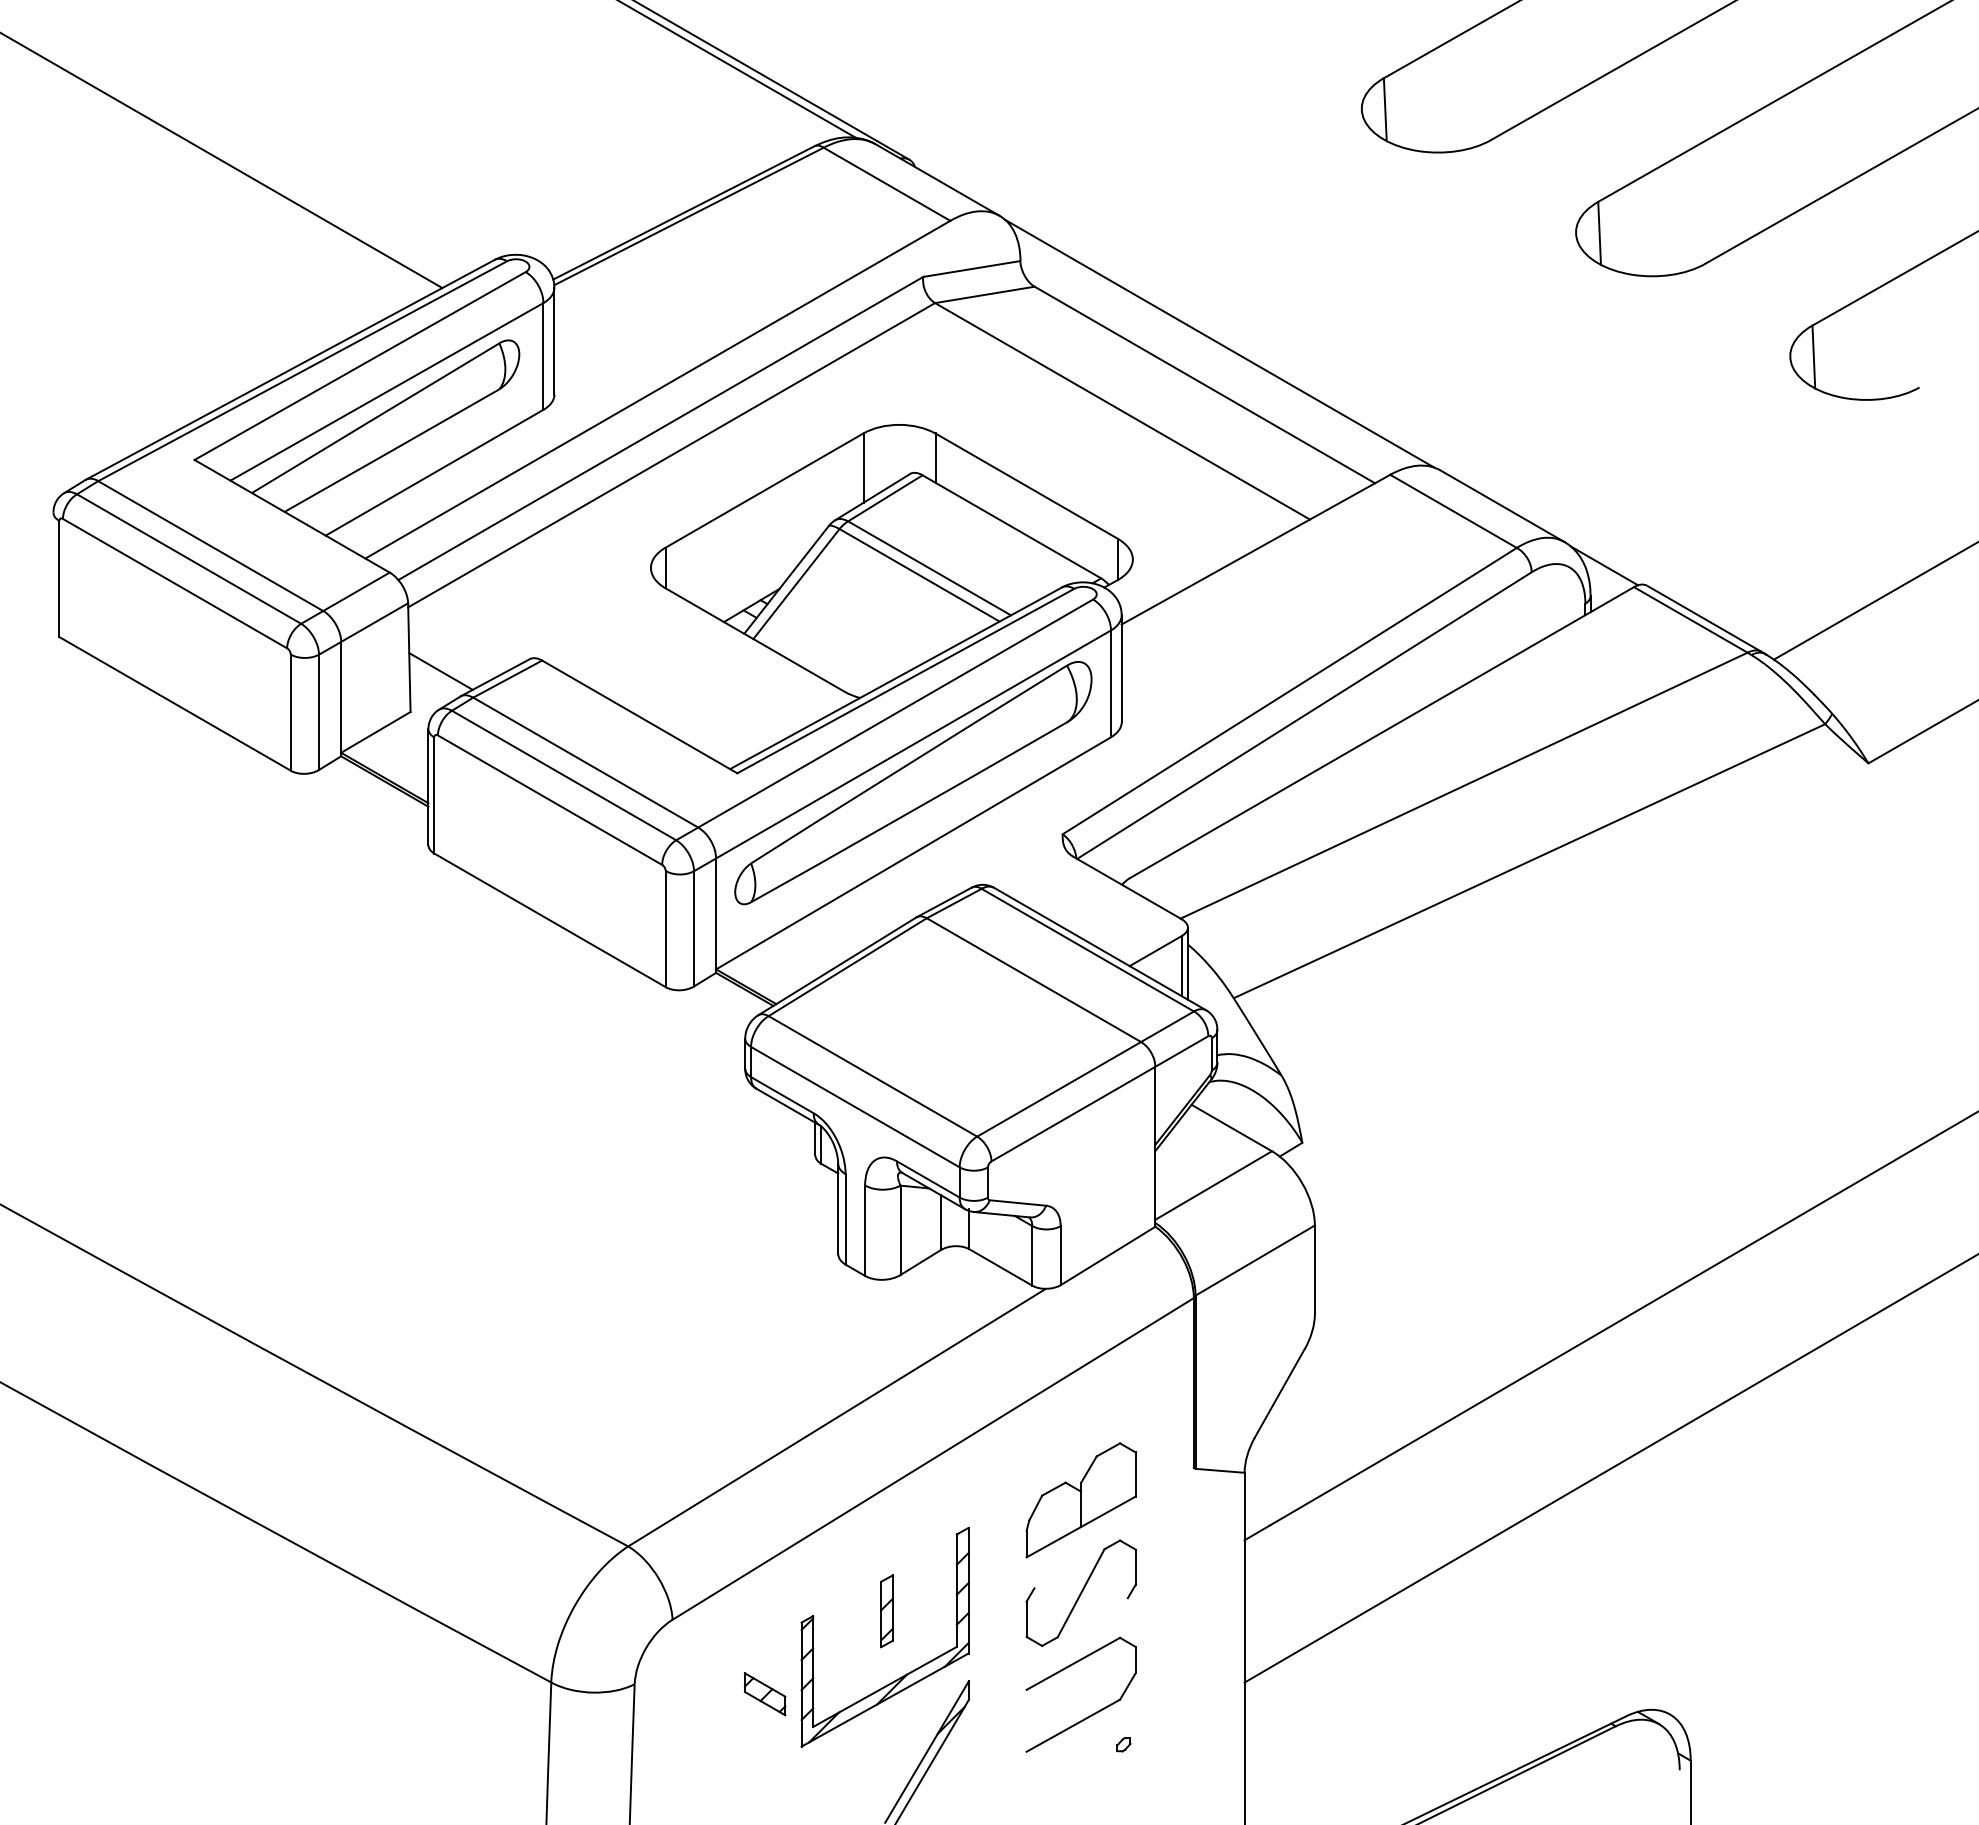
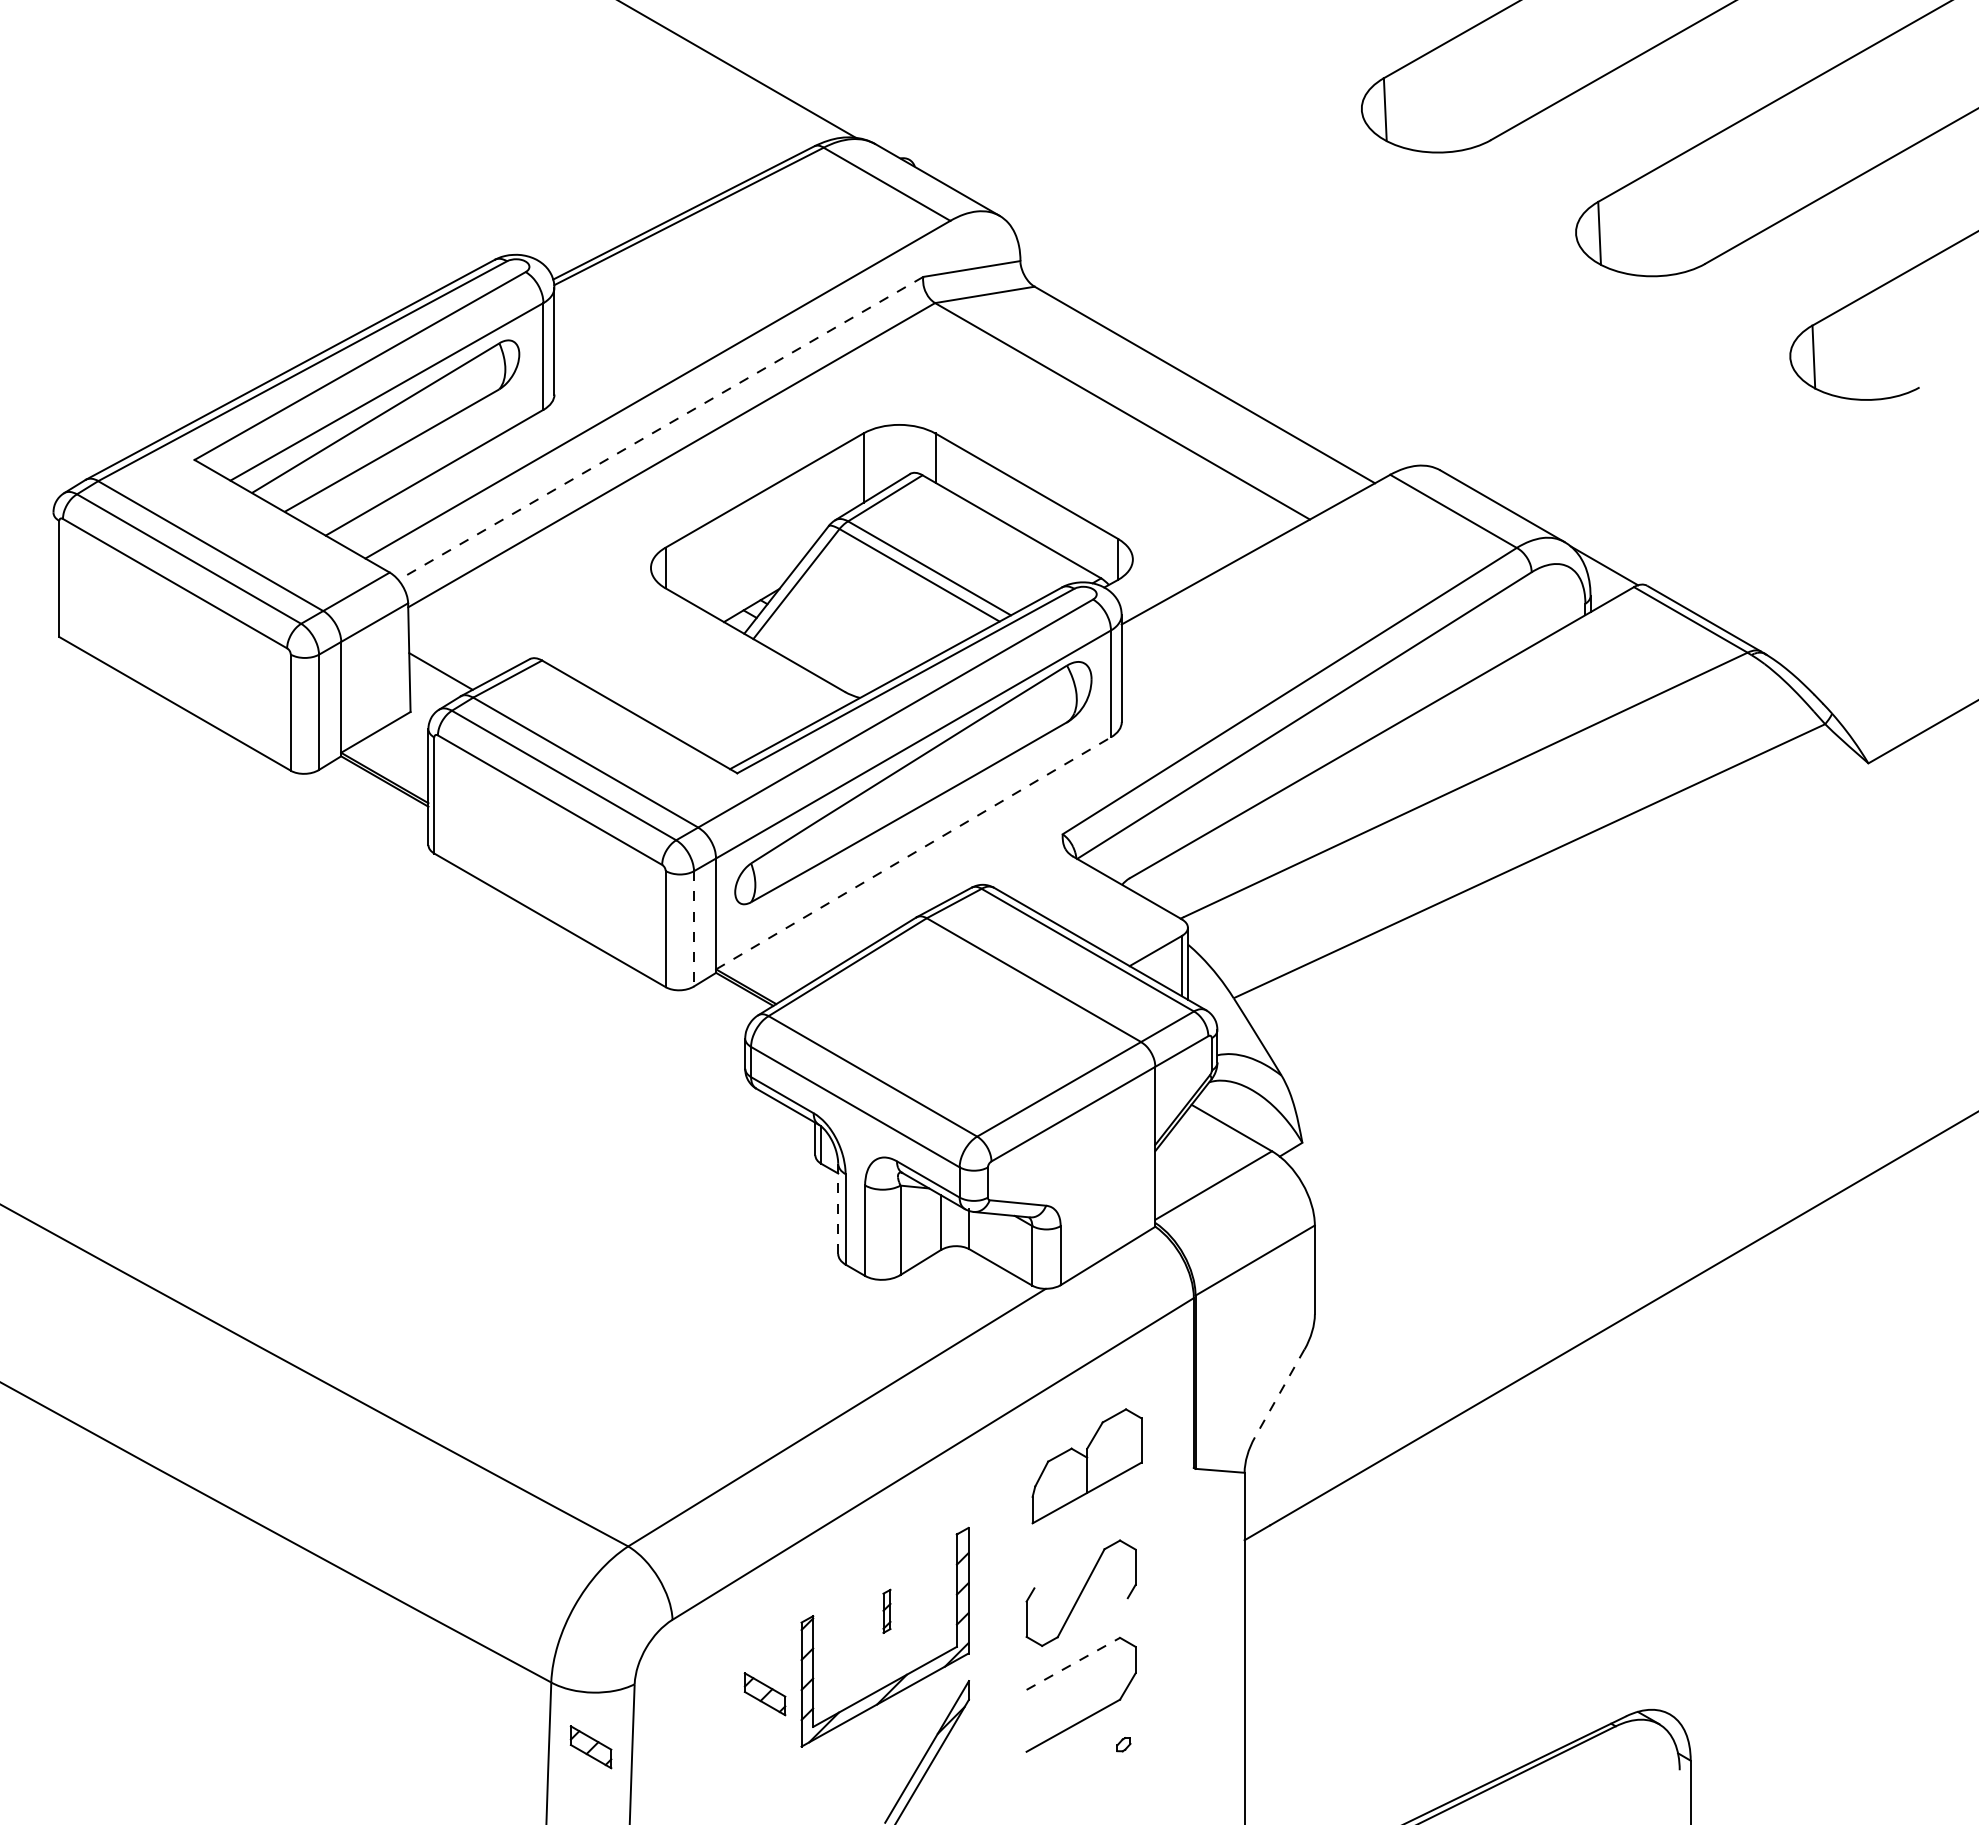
line: present -> none (772, 80)
line: present -> none (222, 160)
line: present -> none (1219, 343)
line: solid -> dashed (660, 428)
line: present -> none (1874, 601)
line: solid -> dashed (913, 853)
line: solid -> dashed (694, 928)
line: solid -> dashed (838, 1208)
line: solid -> dashed (1279, 1393)
line: present -> none (1609, 1468)
part position: (1080, 1500) -> (1086, 1466) (1086, 1466)
part size: 14x75 px -> 10x46 px (886, 1610)
line: solid -> dashed (1073, 1663)
part: none -> present (590, 1747)
